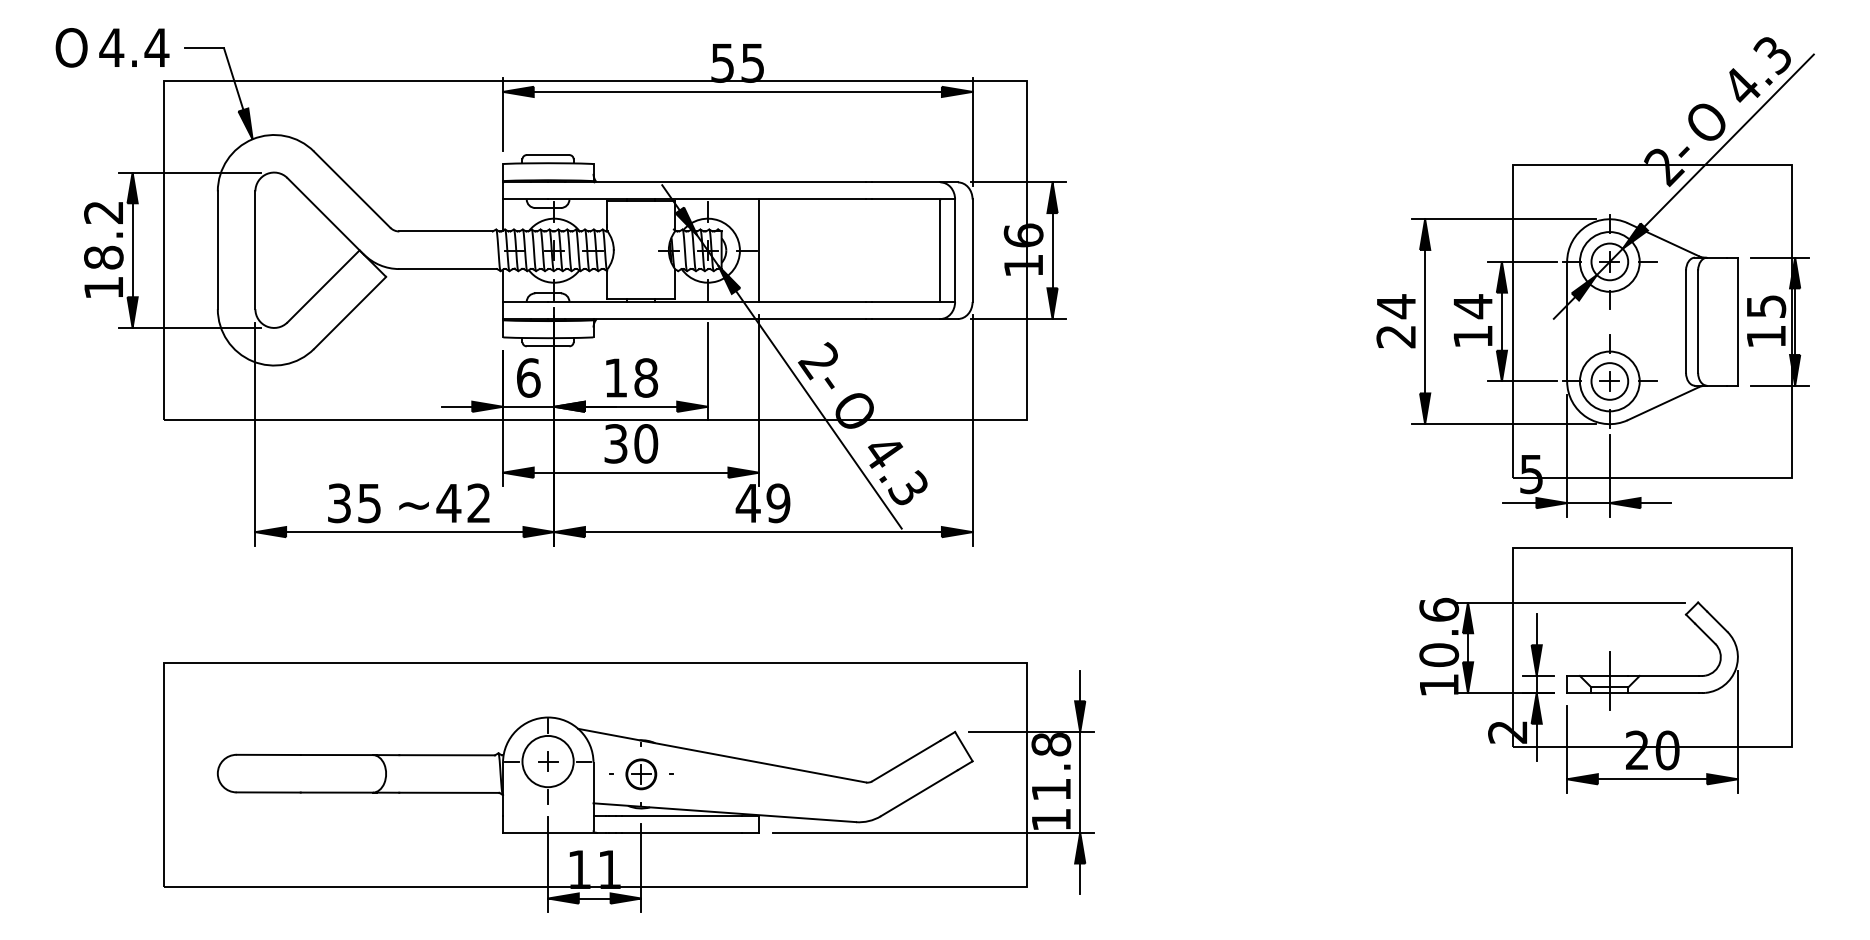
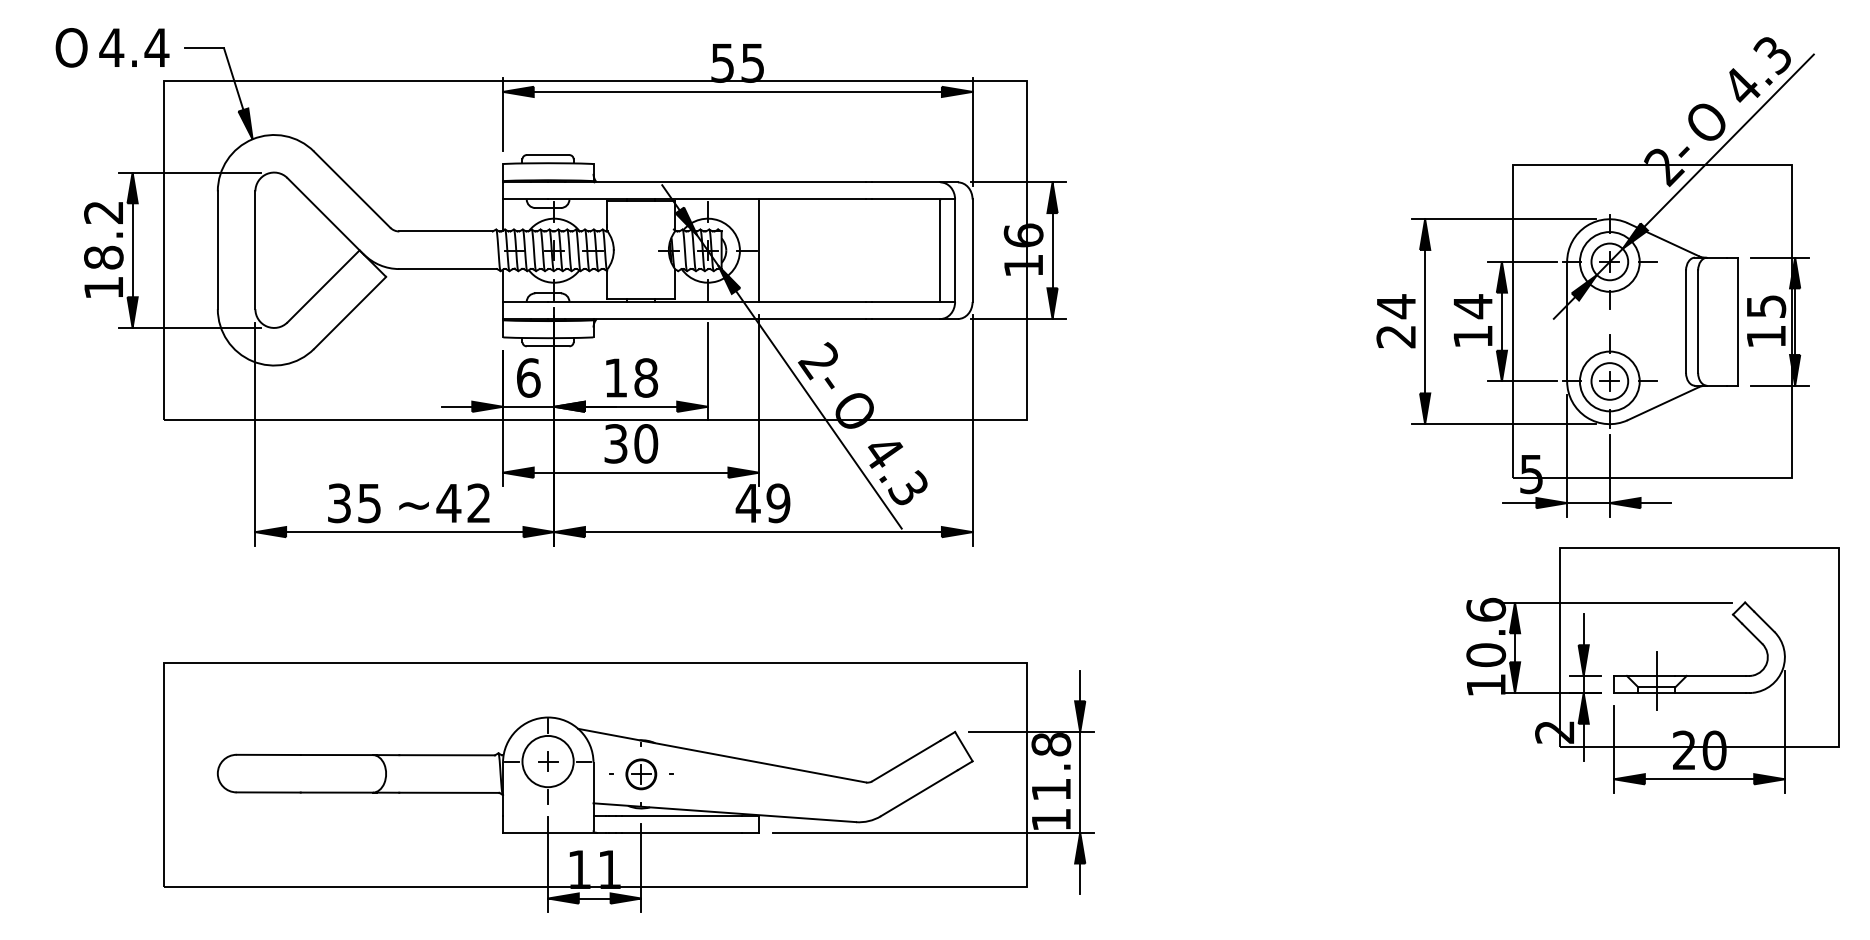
part position: (1605, 670) -> (1652, 670) (1652, 670)
